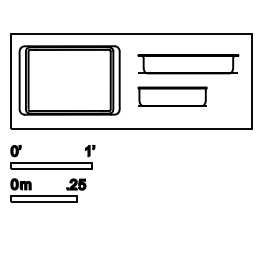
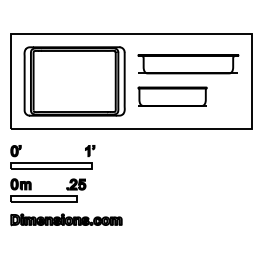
part position: (69, 80) -> (74, 81) (74, 81)
part: none -> present (66, 219)
